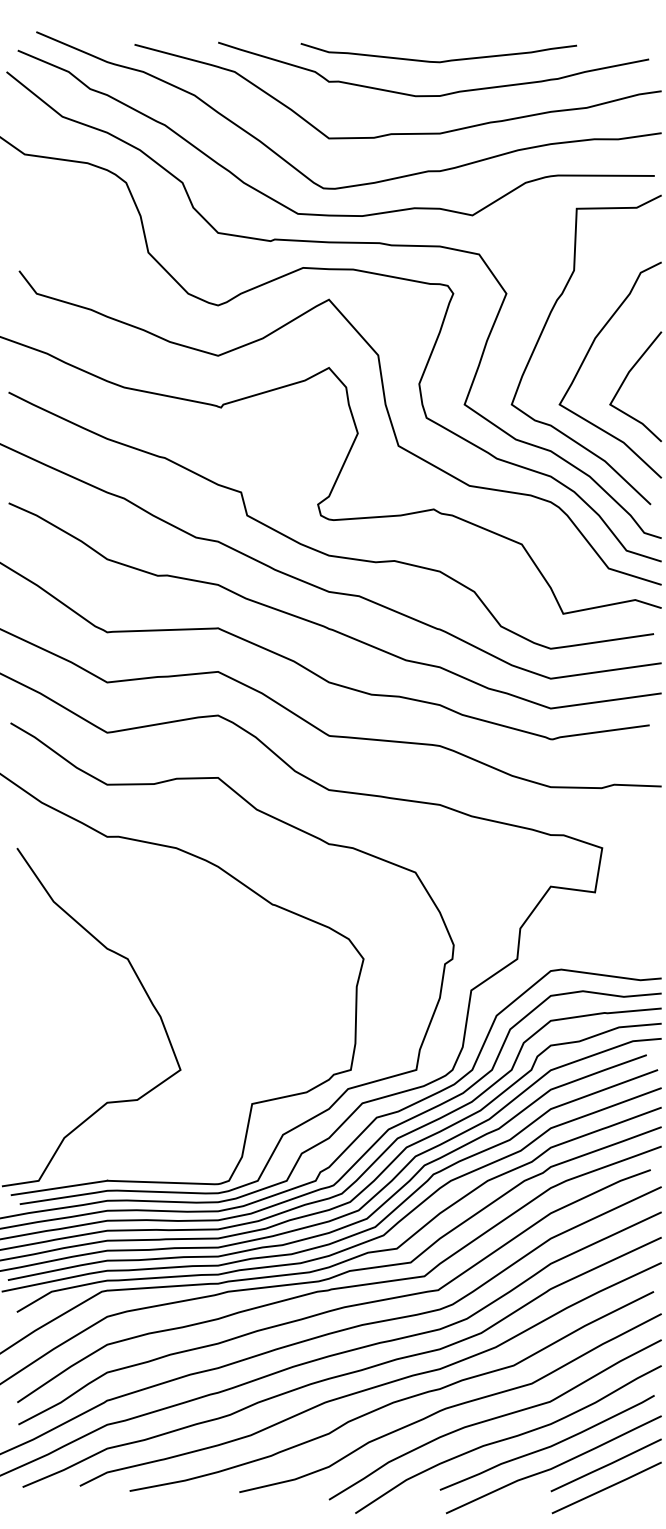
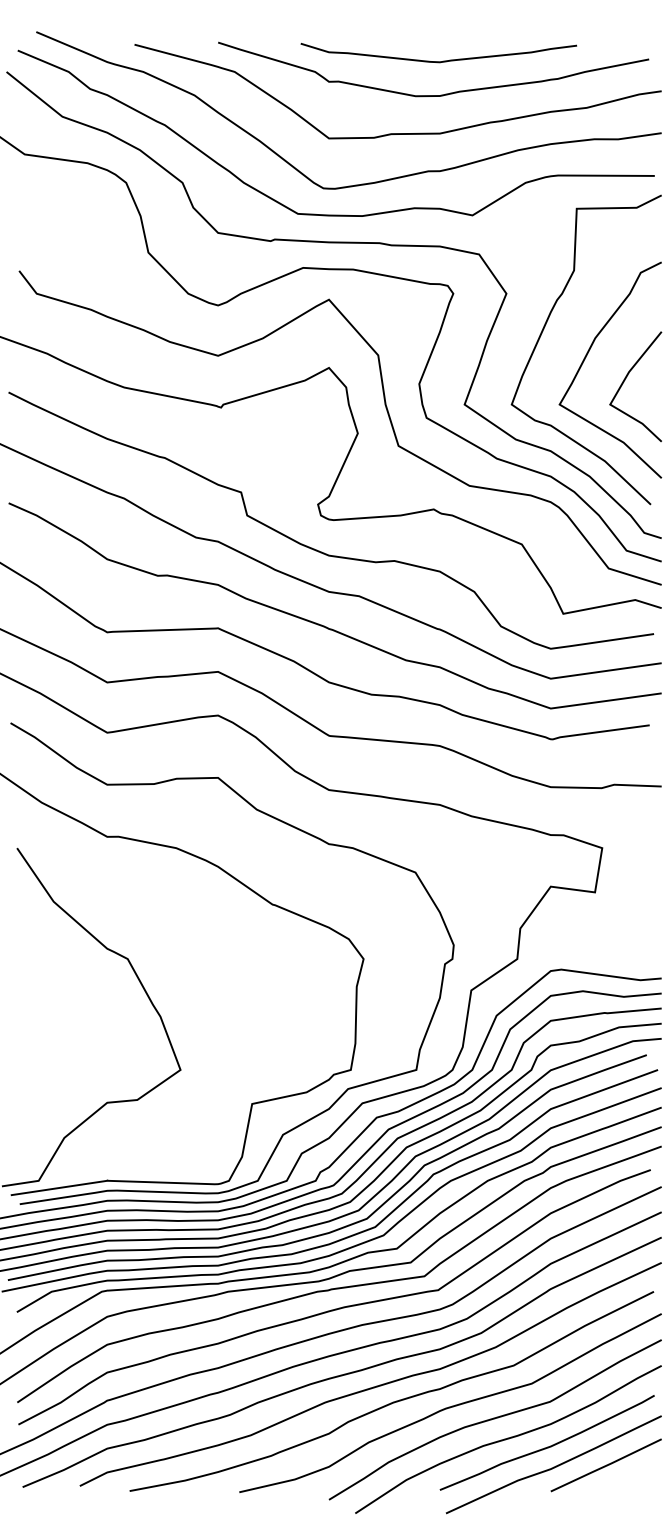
line: present -> none (606, 1487)
